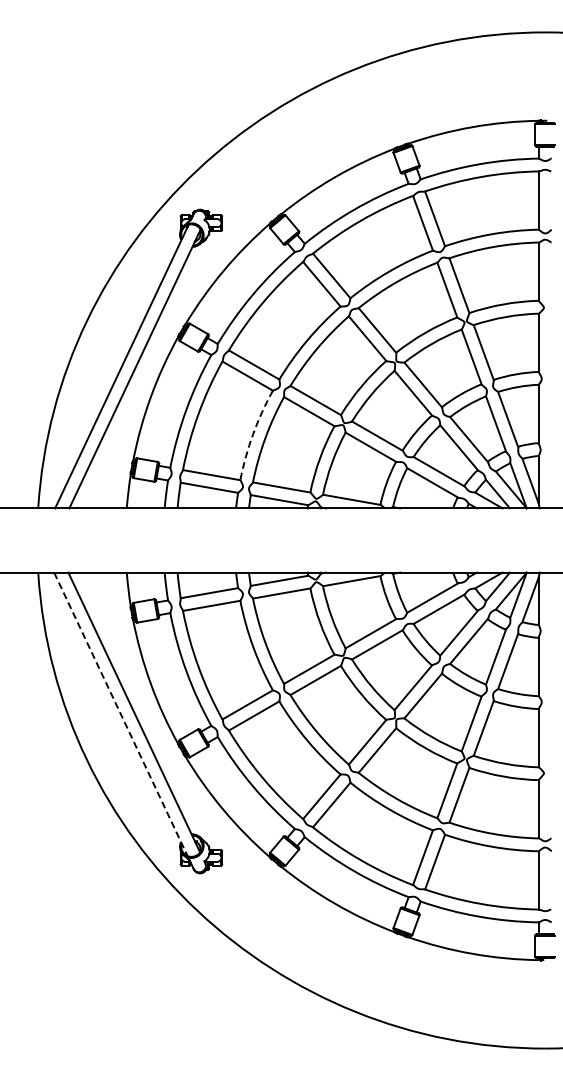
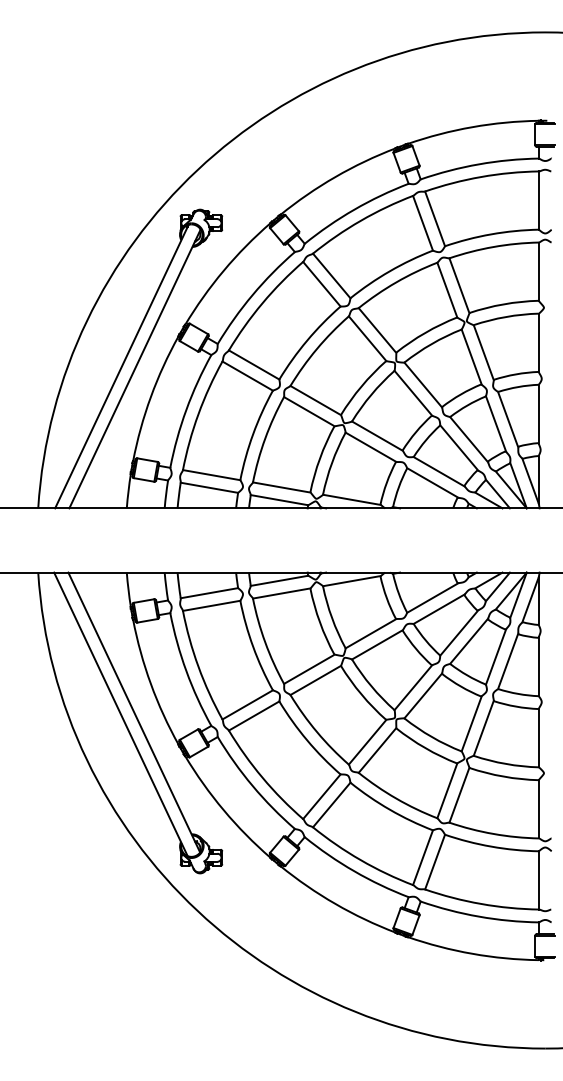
arc: dashed -> solid (253, 434)
line: dashed -> solid (120, 714)
